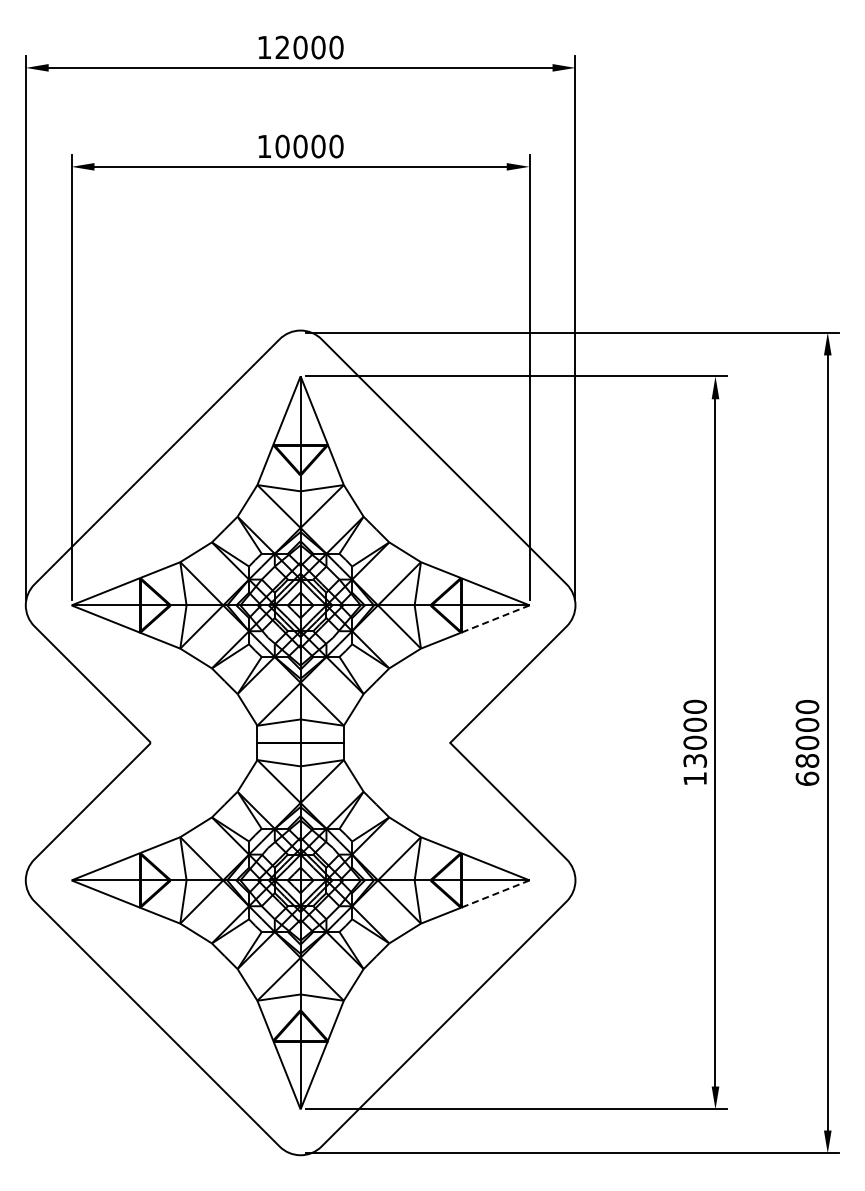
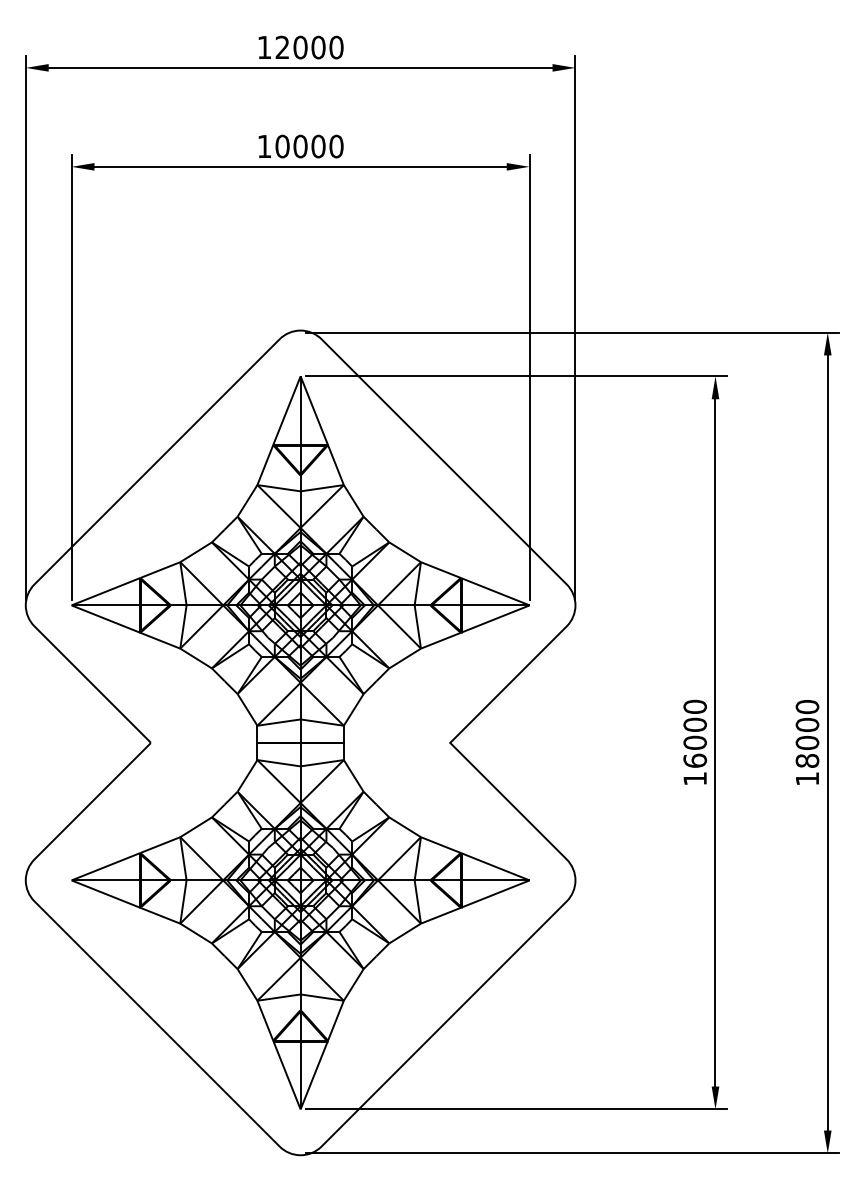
line: dashed -> solid (494, 619)
text: 13000 -> 16000 (695, 760)
text: 68000 -> 18000 (807, 778)
line: dashed -> solid (494, 894)
